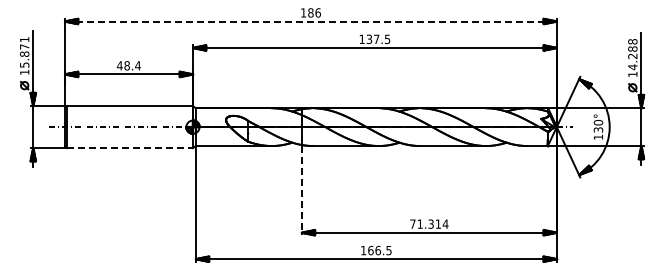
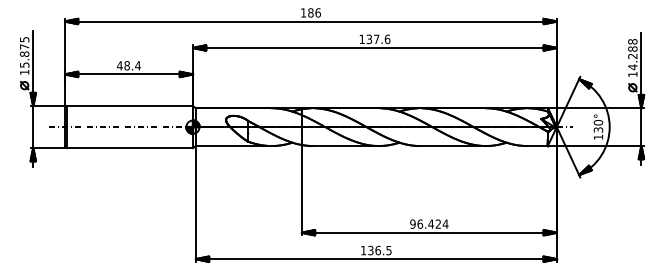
line: dashed -> solid (310, 21)
text: 15.871 -> 15.875 (24, 39)
text: 137.5 -> 137.6 (387, 39)
line: dashed -> solid (130, 148)
line: dashed -> solid (301, 190)
text: 71.314 -> 96.424 (425, 223)
text: 166.5 -> 136.5 (370, 250)
